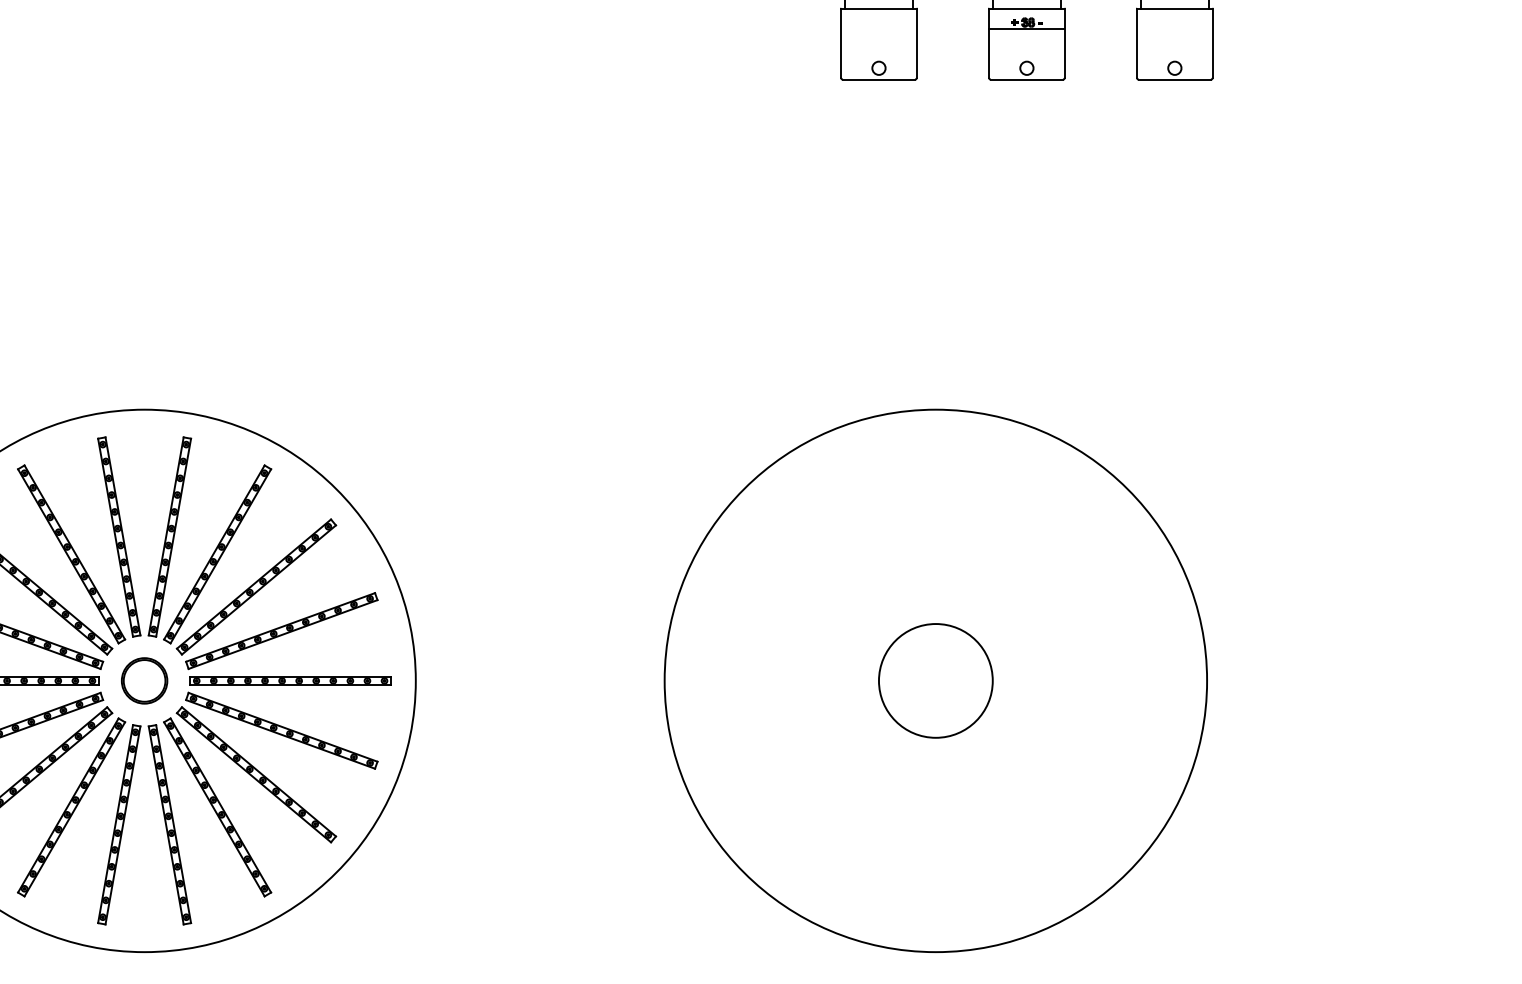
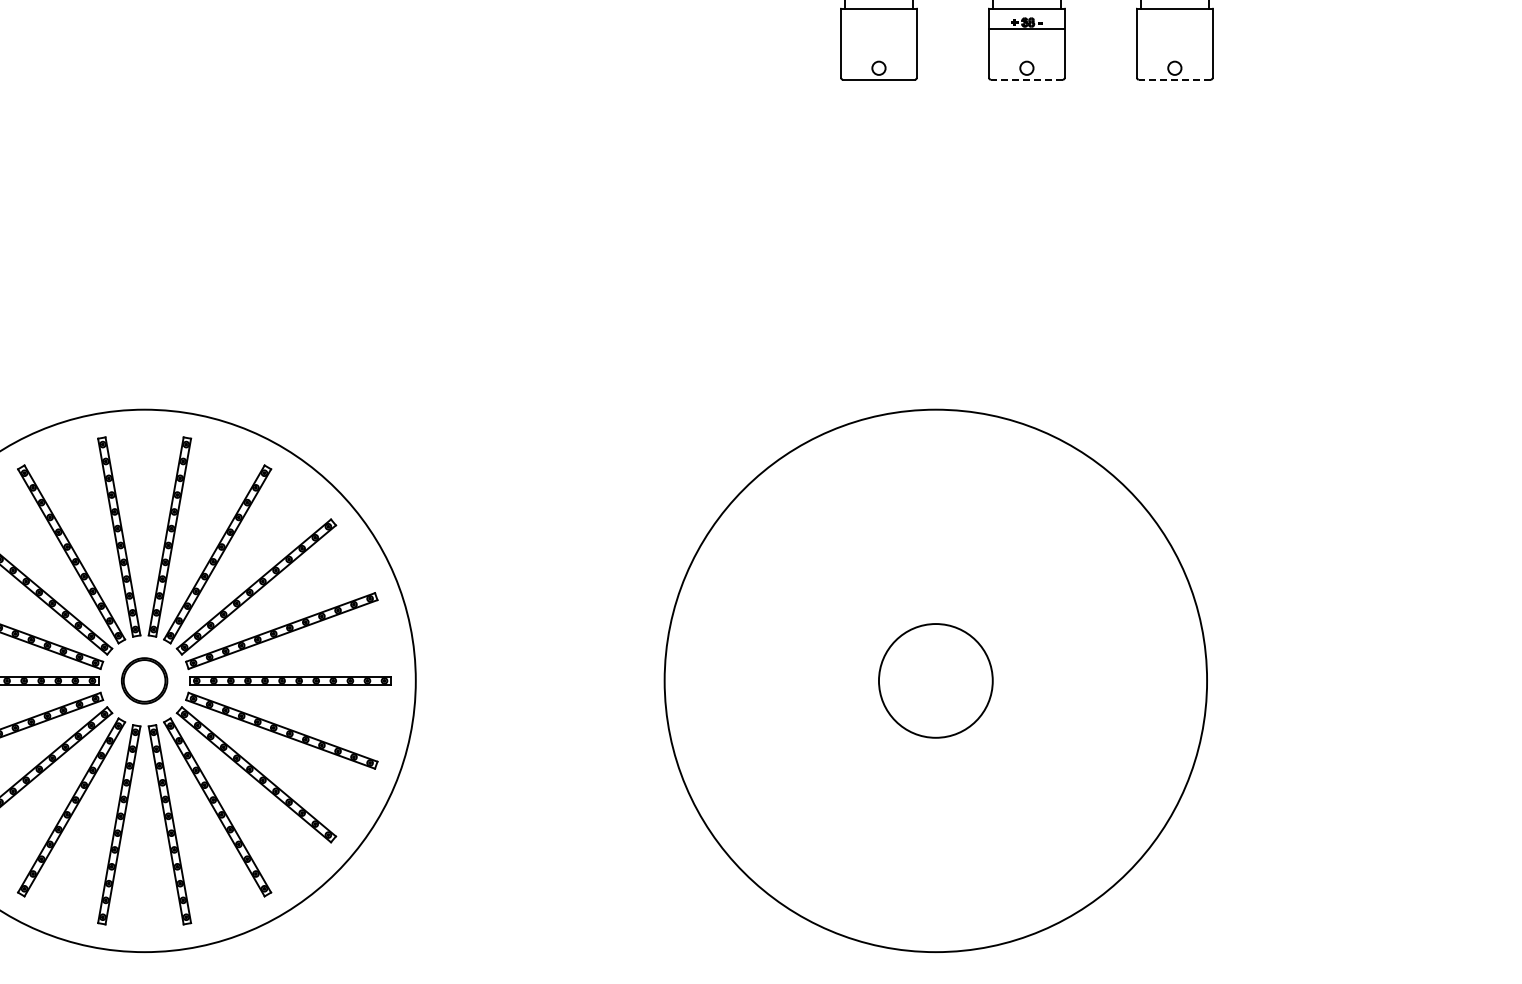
line: solid -> dashed (1026, 79)
line: solid -> dashed (1174, 79)
